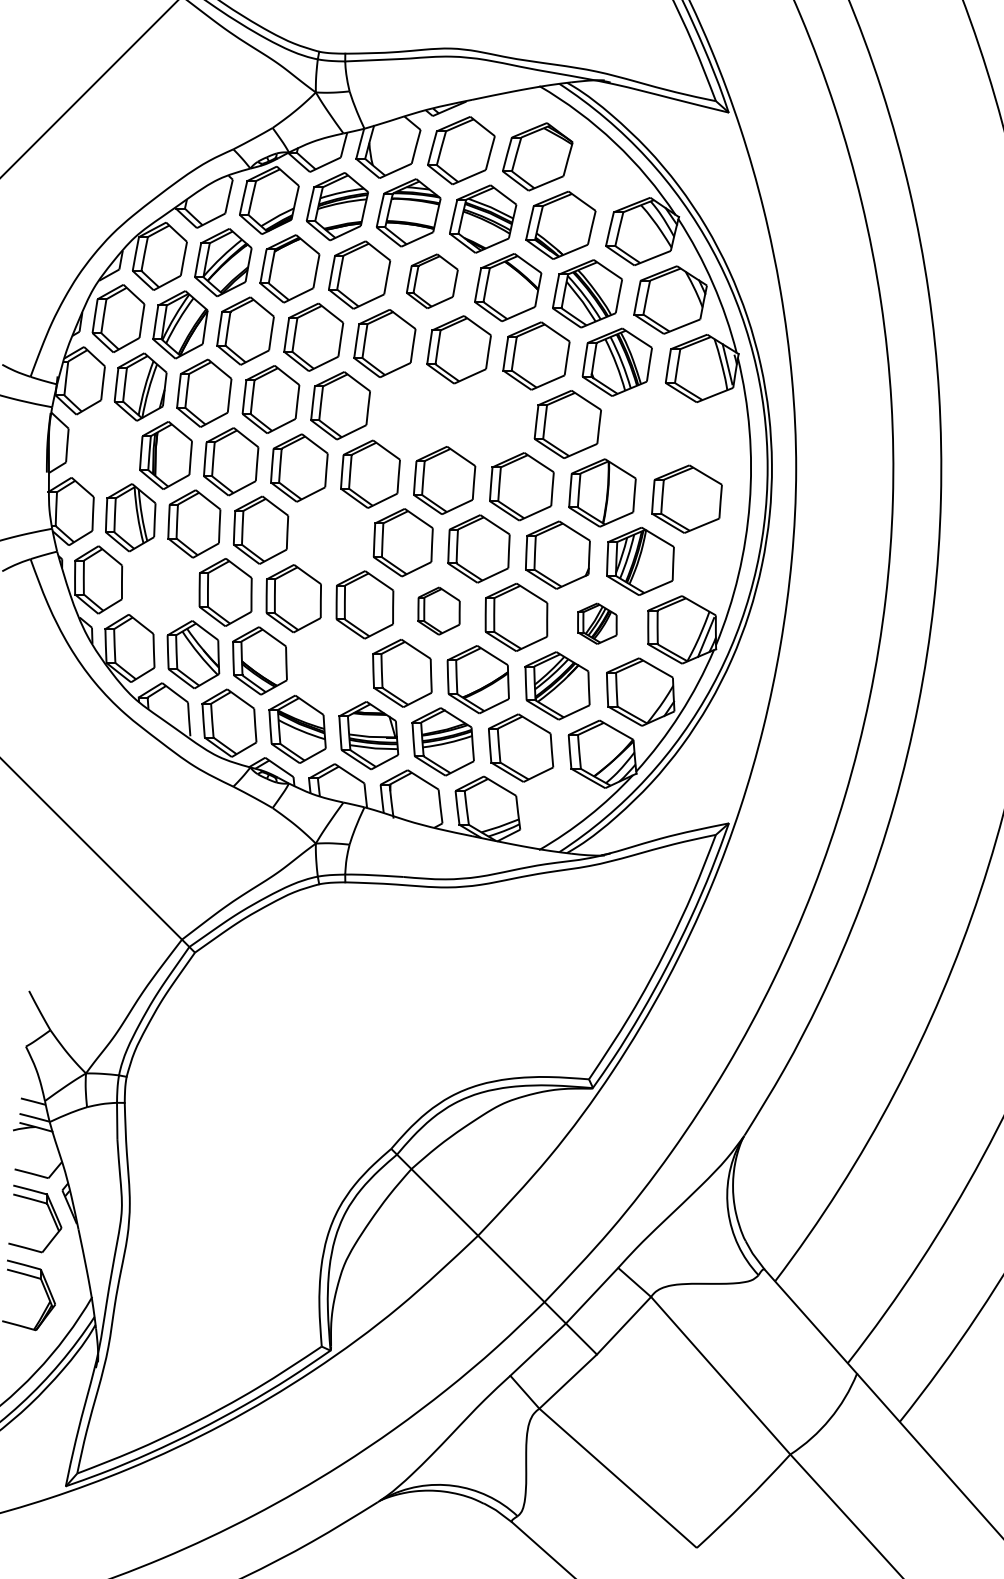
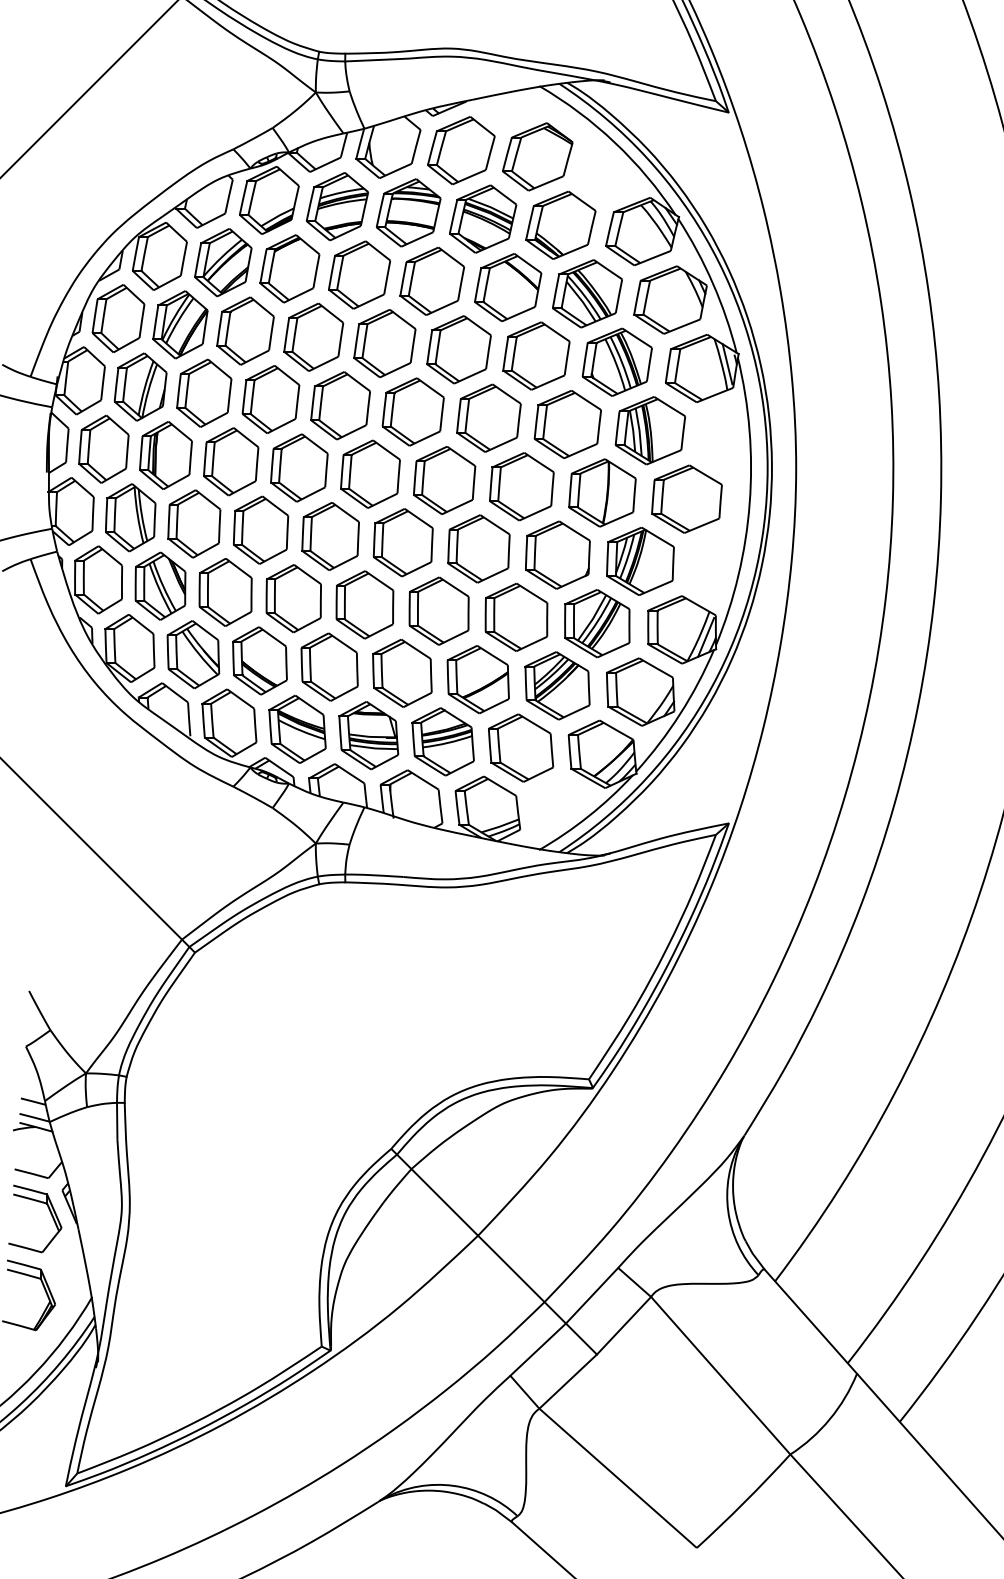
part size: 53x56 px -> 67x69 px (432, 281)
part: none -> present (412, 411)
part: none -> present (488, 417)
part: none -> present (650, 430)
part: none -> present (103, 448)
part: none -> present (330, 536)
part: none -> present (160, 585)
part size: 44x50 px -> 62x70 px (438, 610)
part size: 41x43 px -> 67x70 px (597, 623)
part: none -> present (329, 666)
